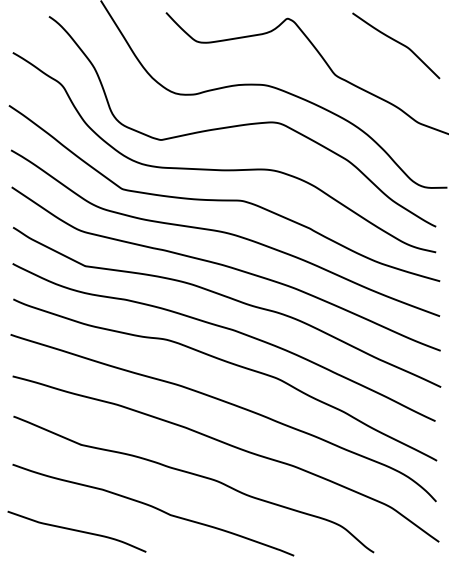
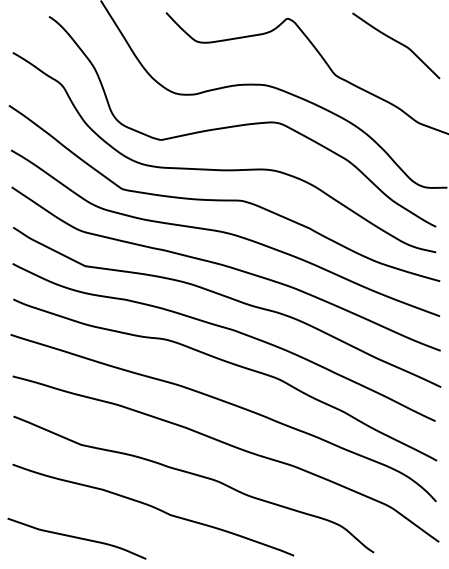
curve position: (76, 531) -> (76, 538) (76, 538)
